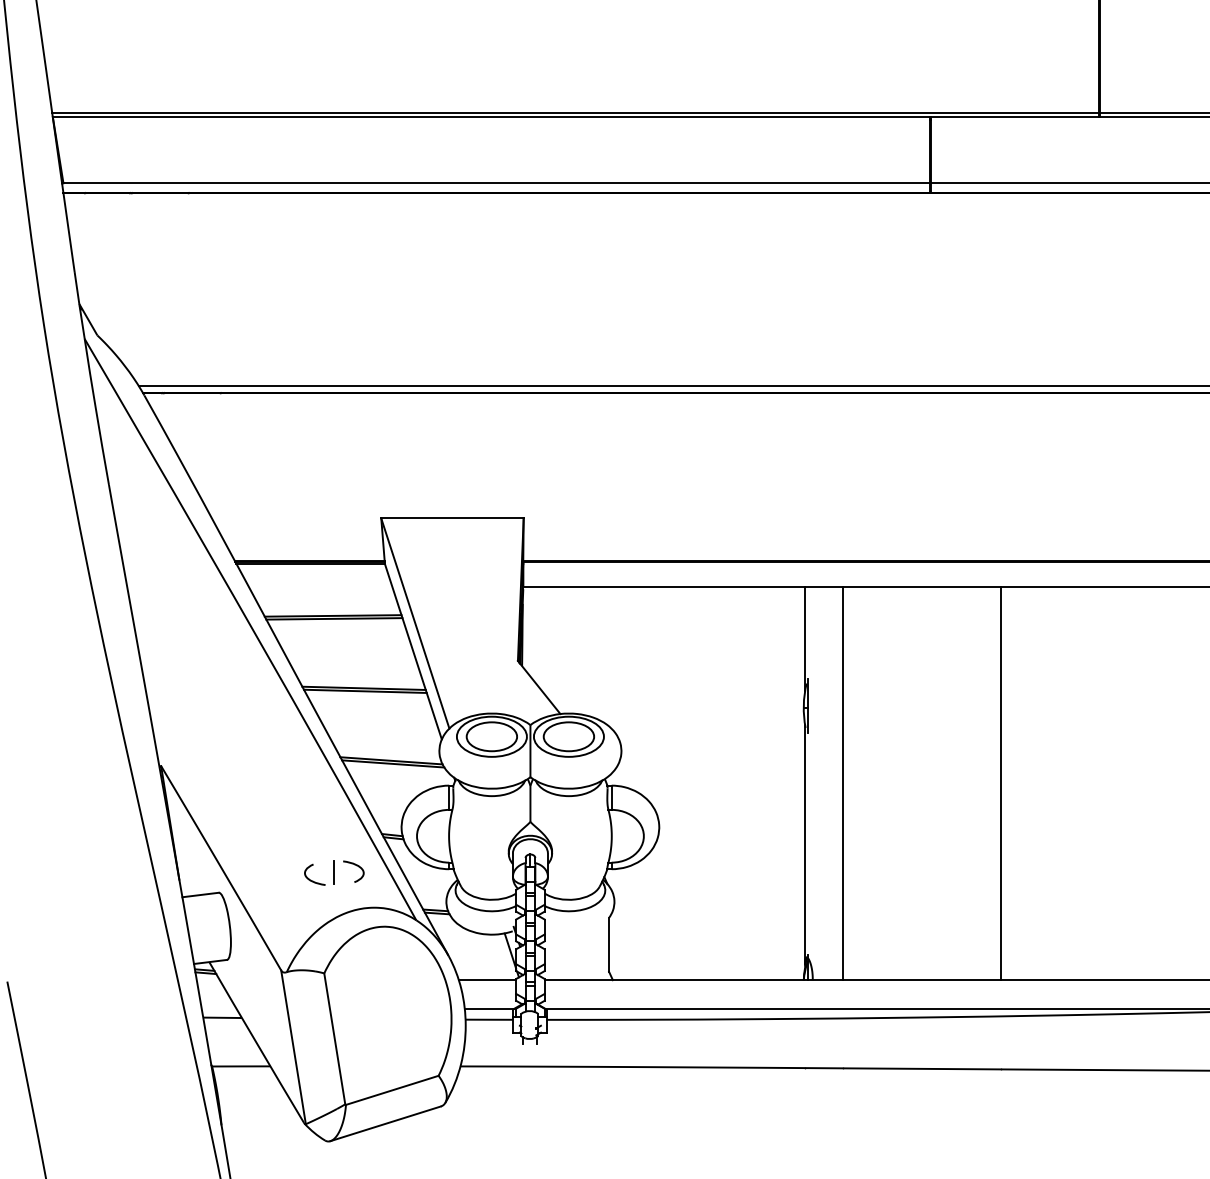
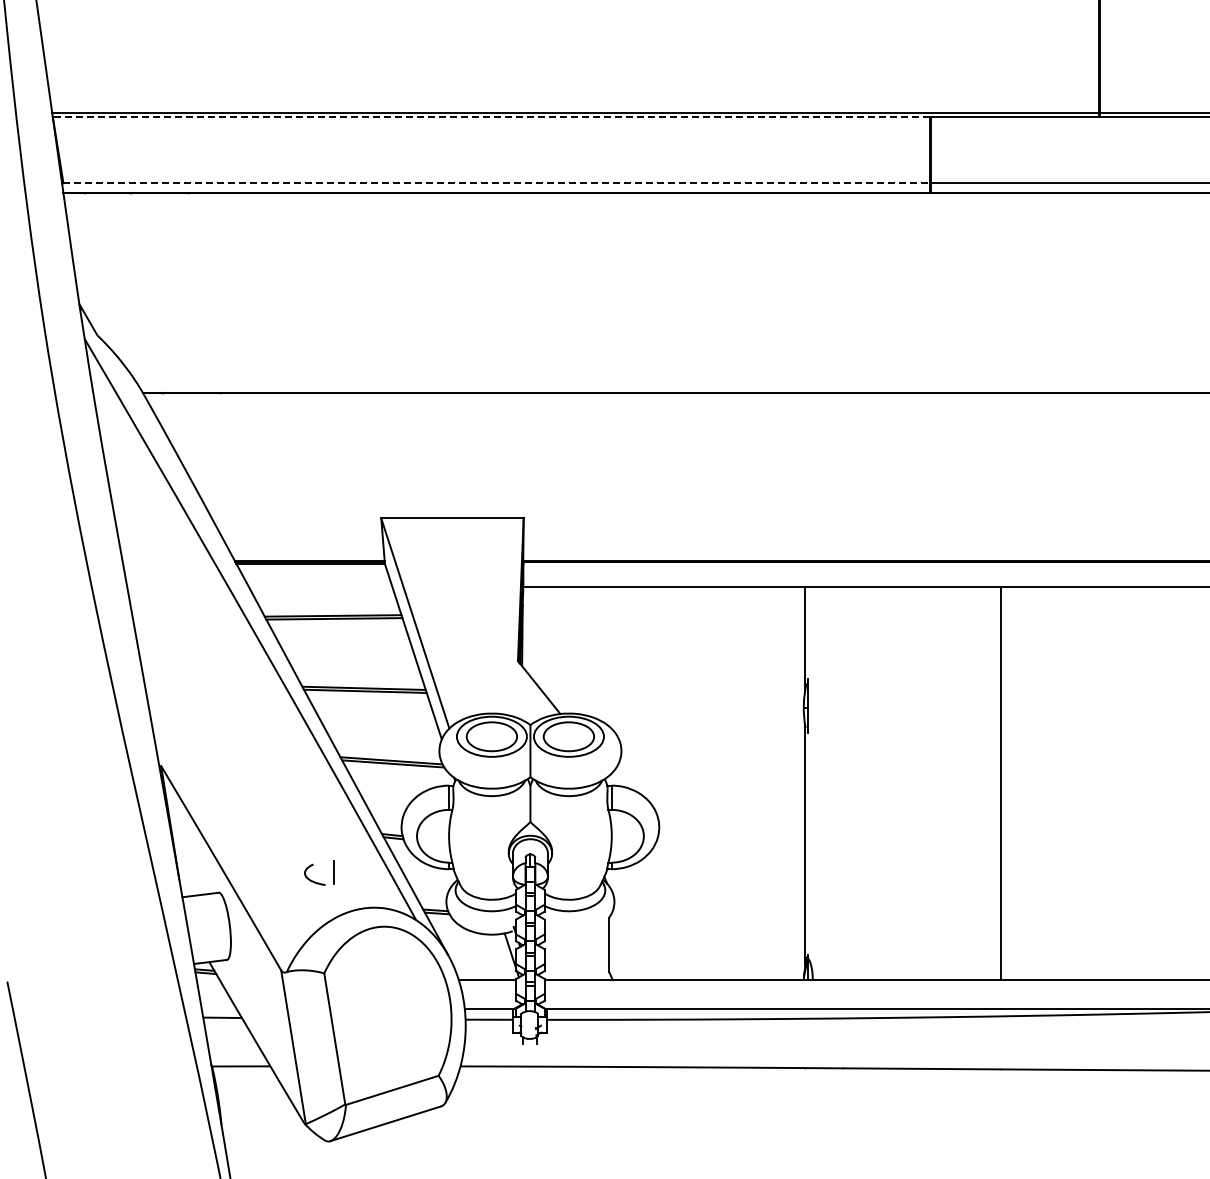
line: solid -> dashed (490, 117)
line: solid -> dashed (497, 183)
line: present -> none (672, 386)
line: present -> none (843, 783)
curve: present -> none (356, 866)
